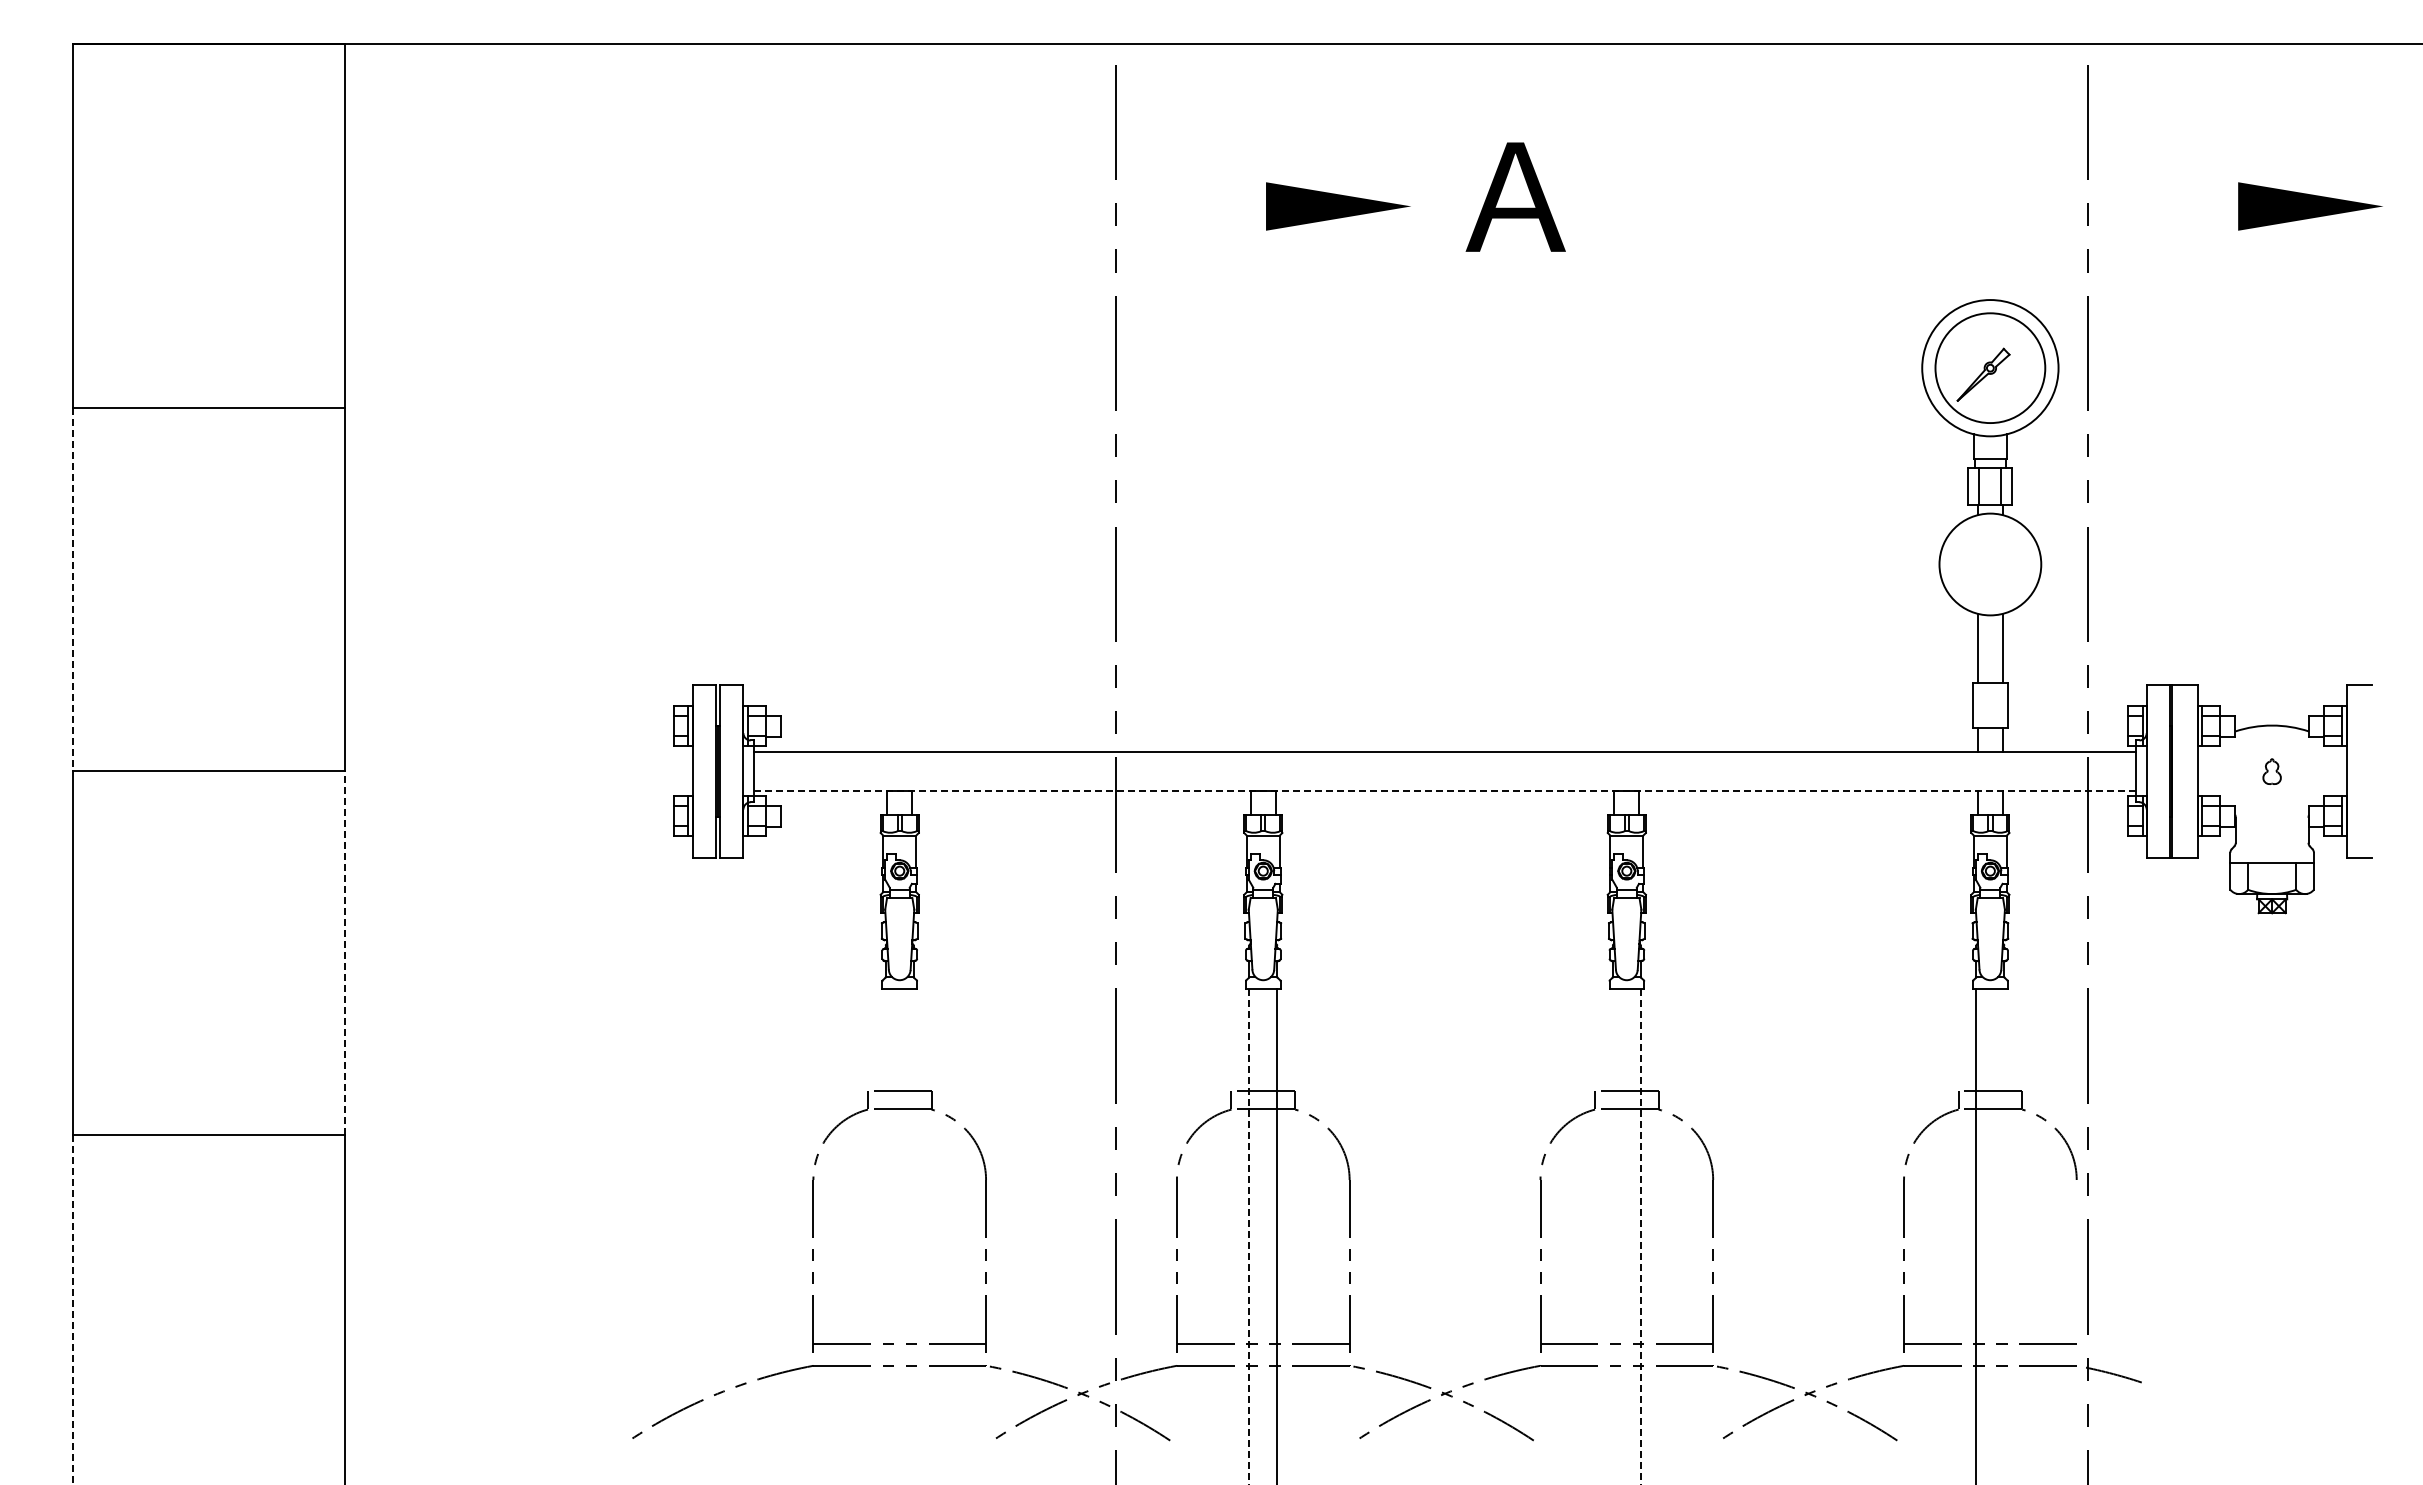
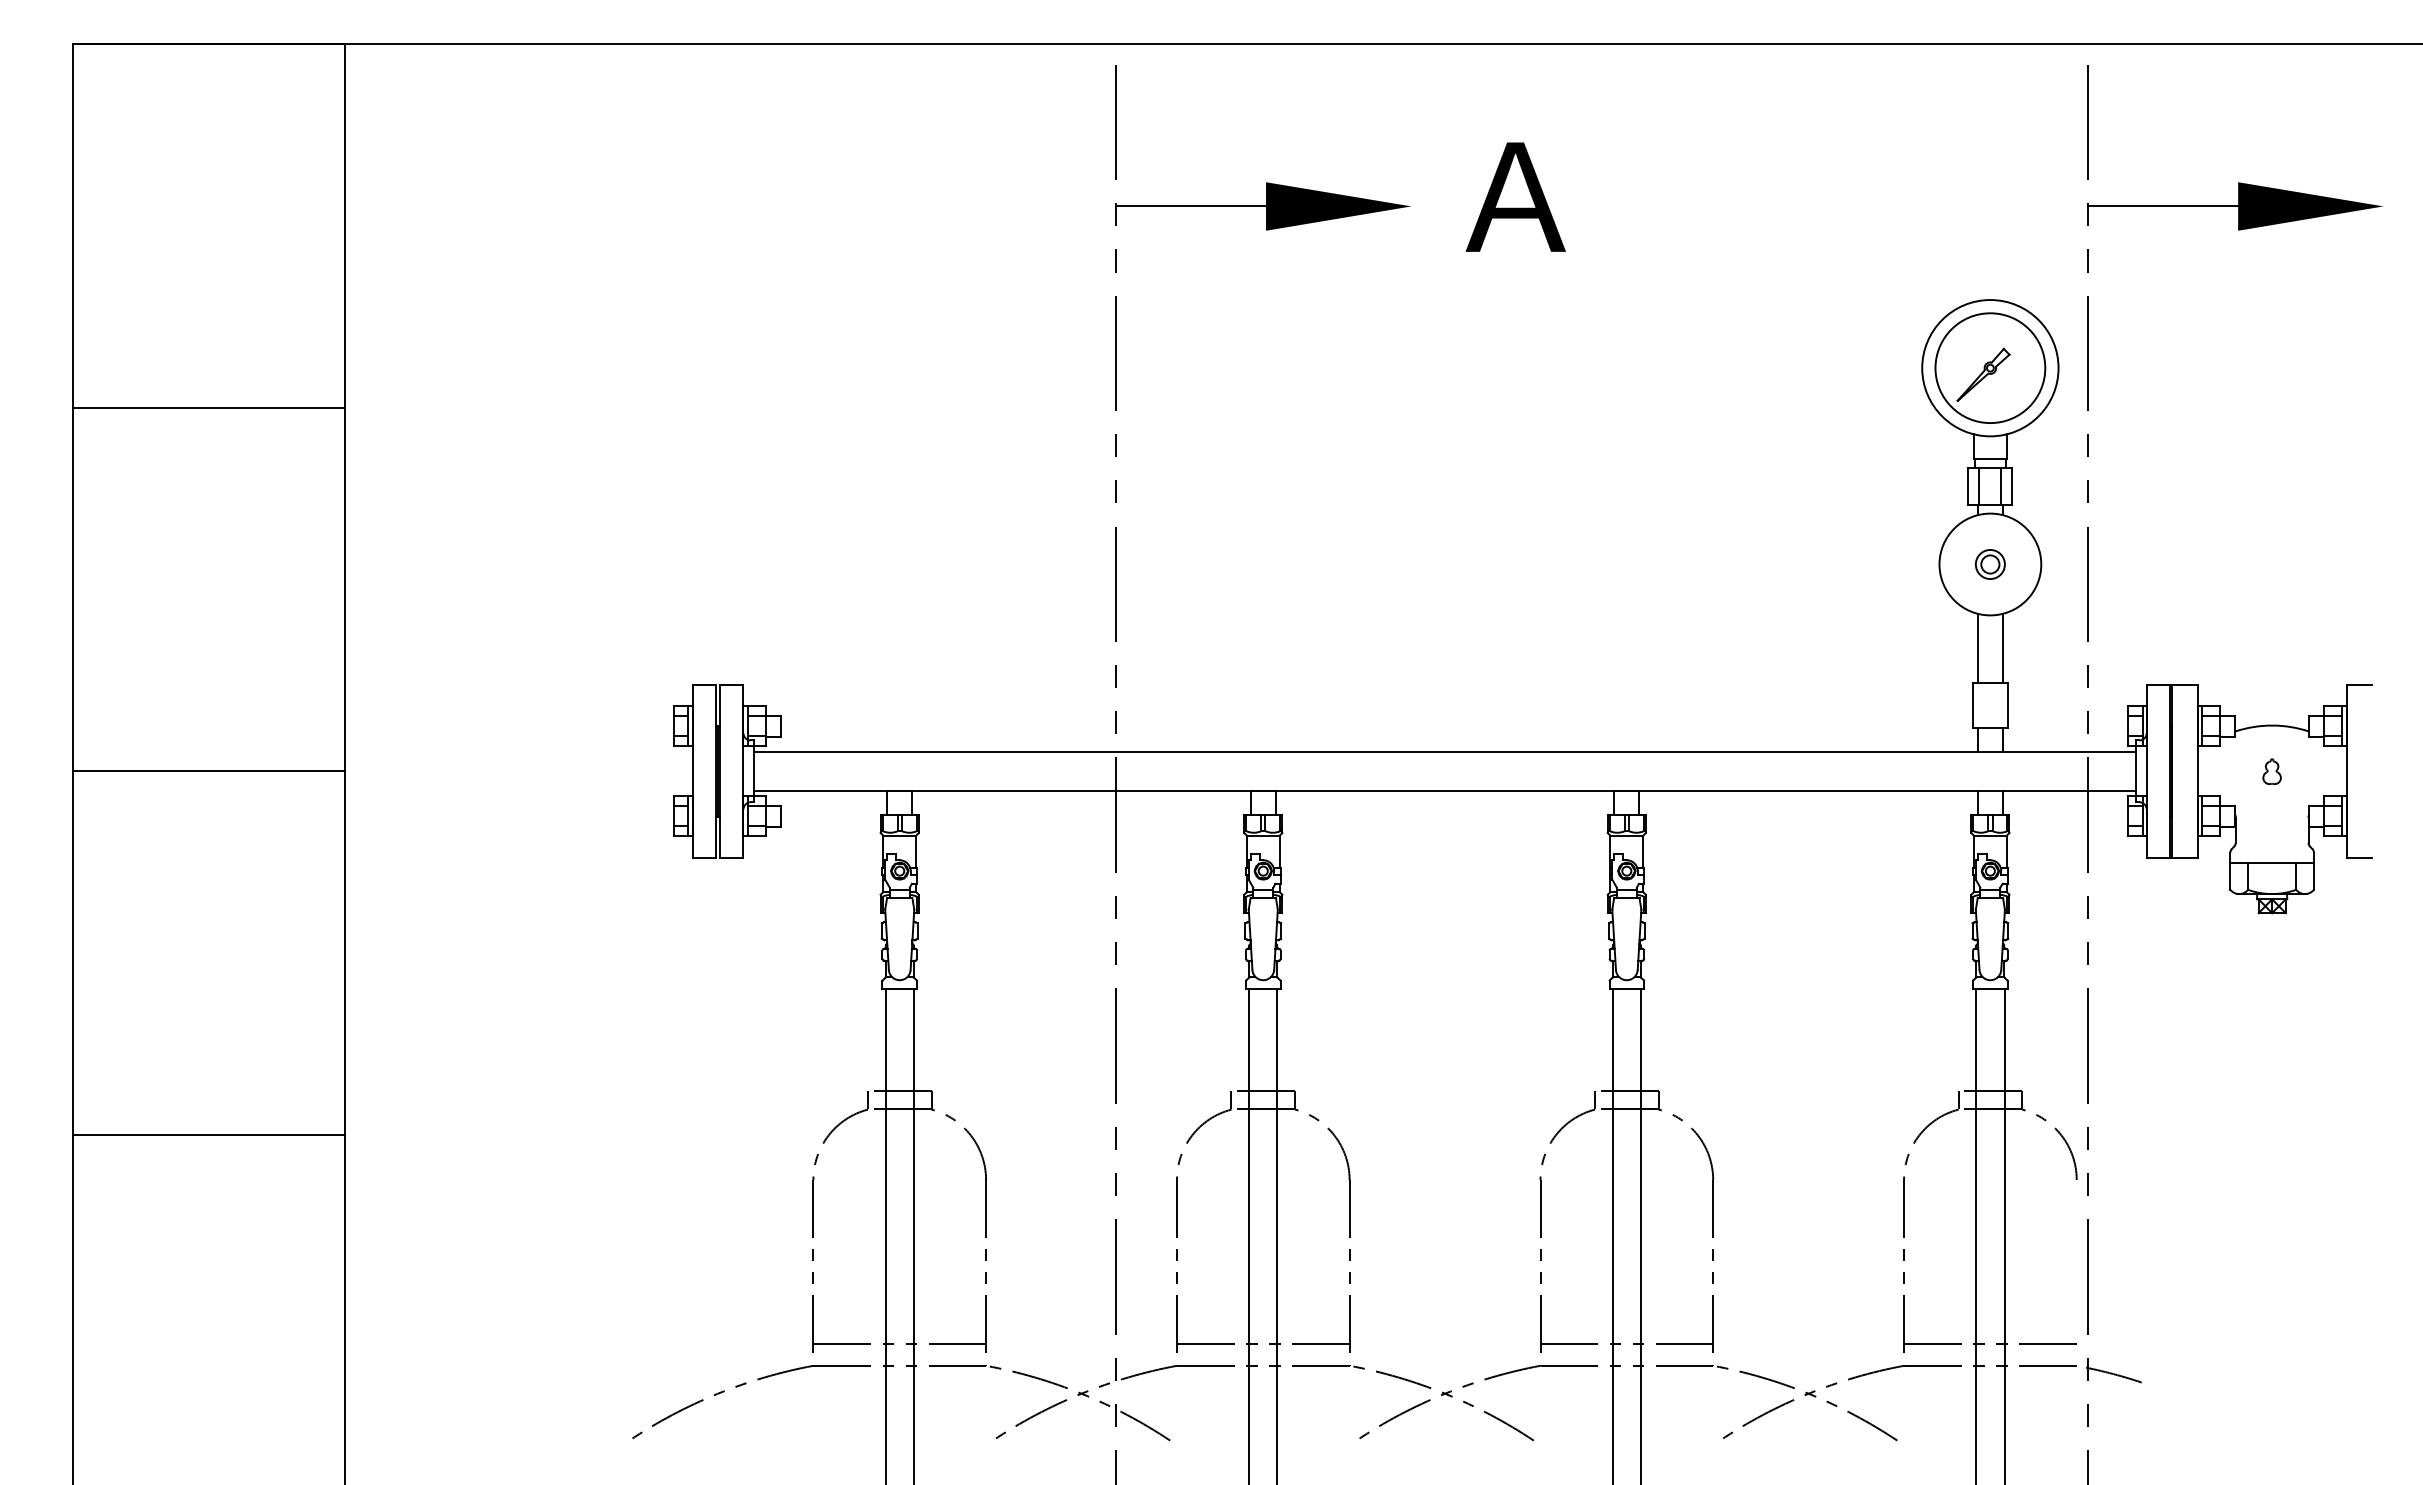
line: none -> present (1190, 206)
line: none -> present (2162, 206)
part: none -> present (1990, 564)
line: dashed -> solid (72, 589)
line: dashed -> solid (1445, 791)
line: dashed -> solid (345, 953)
line: none -> present (885, 1235)
line: none -> present (913, 1235)
line: none -> present (1612, 1235)
line: none -> present (2004, 1235)
line: dashed -> solid (1249, 1237)
line: dashed -> solid (1641, 1237)
line: dashed -> solid (72, 1309)
